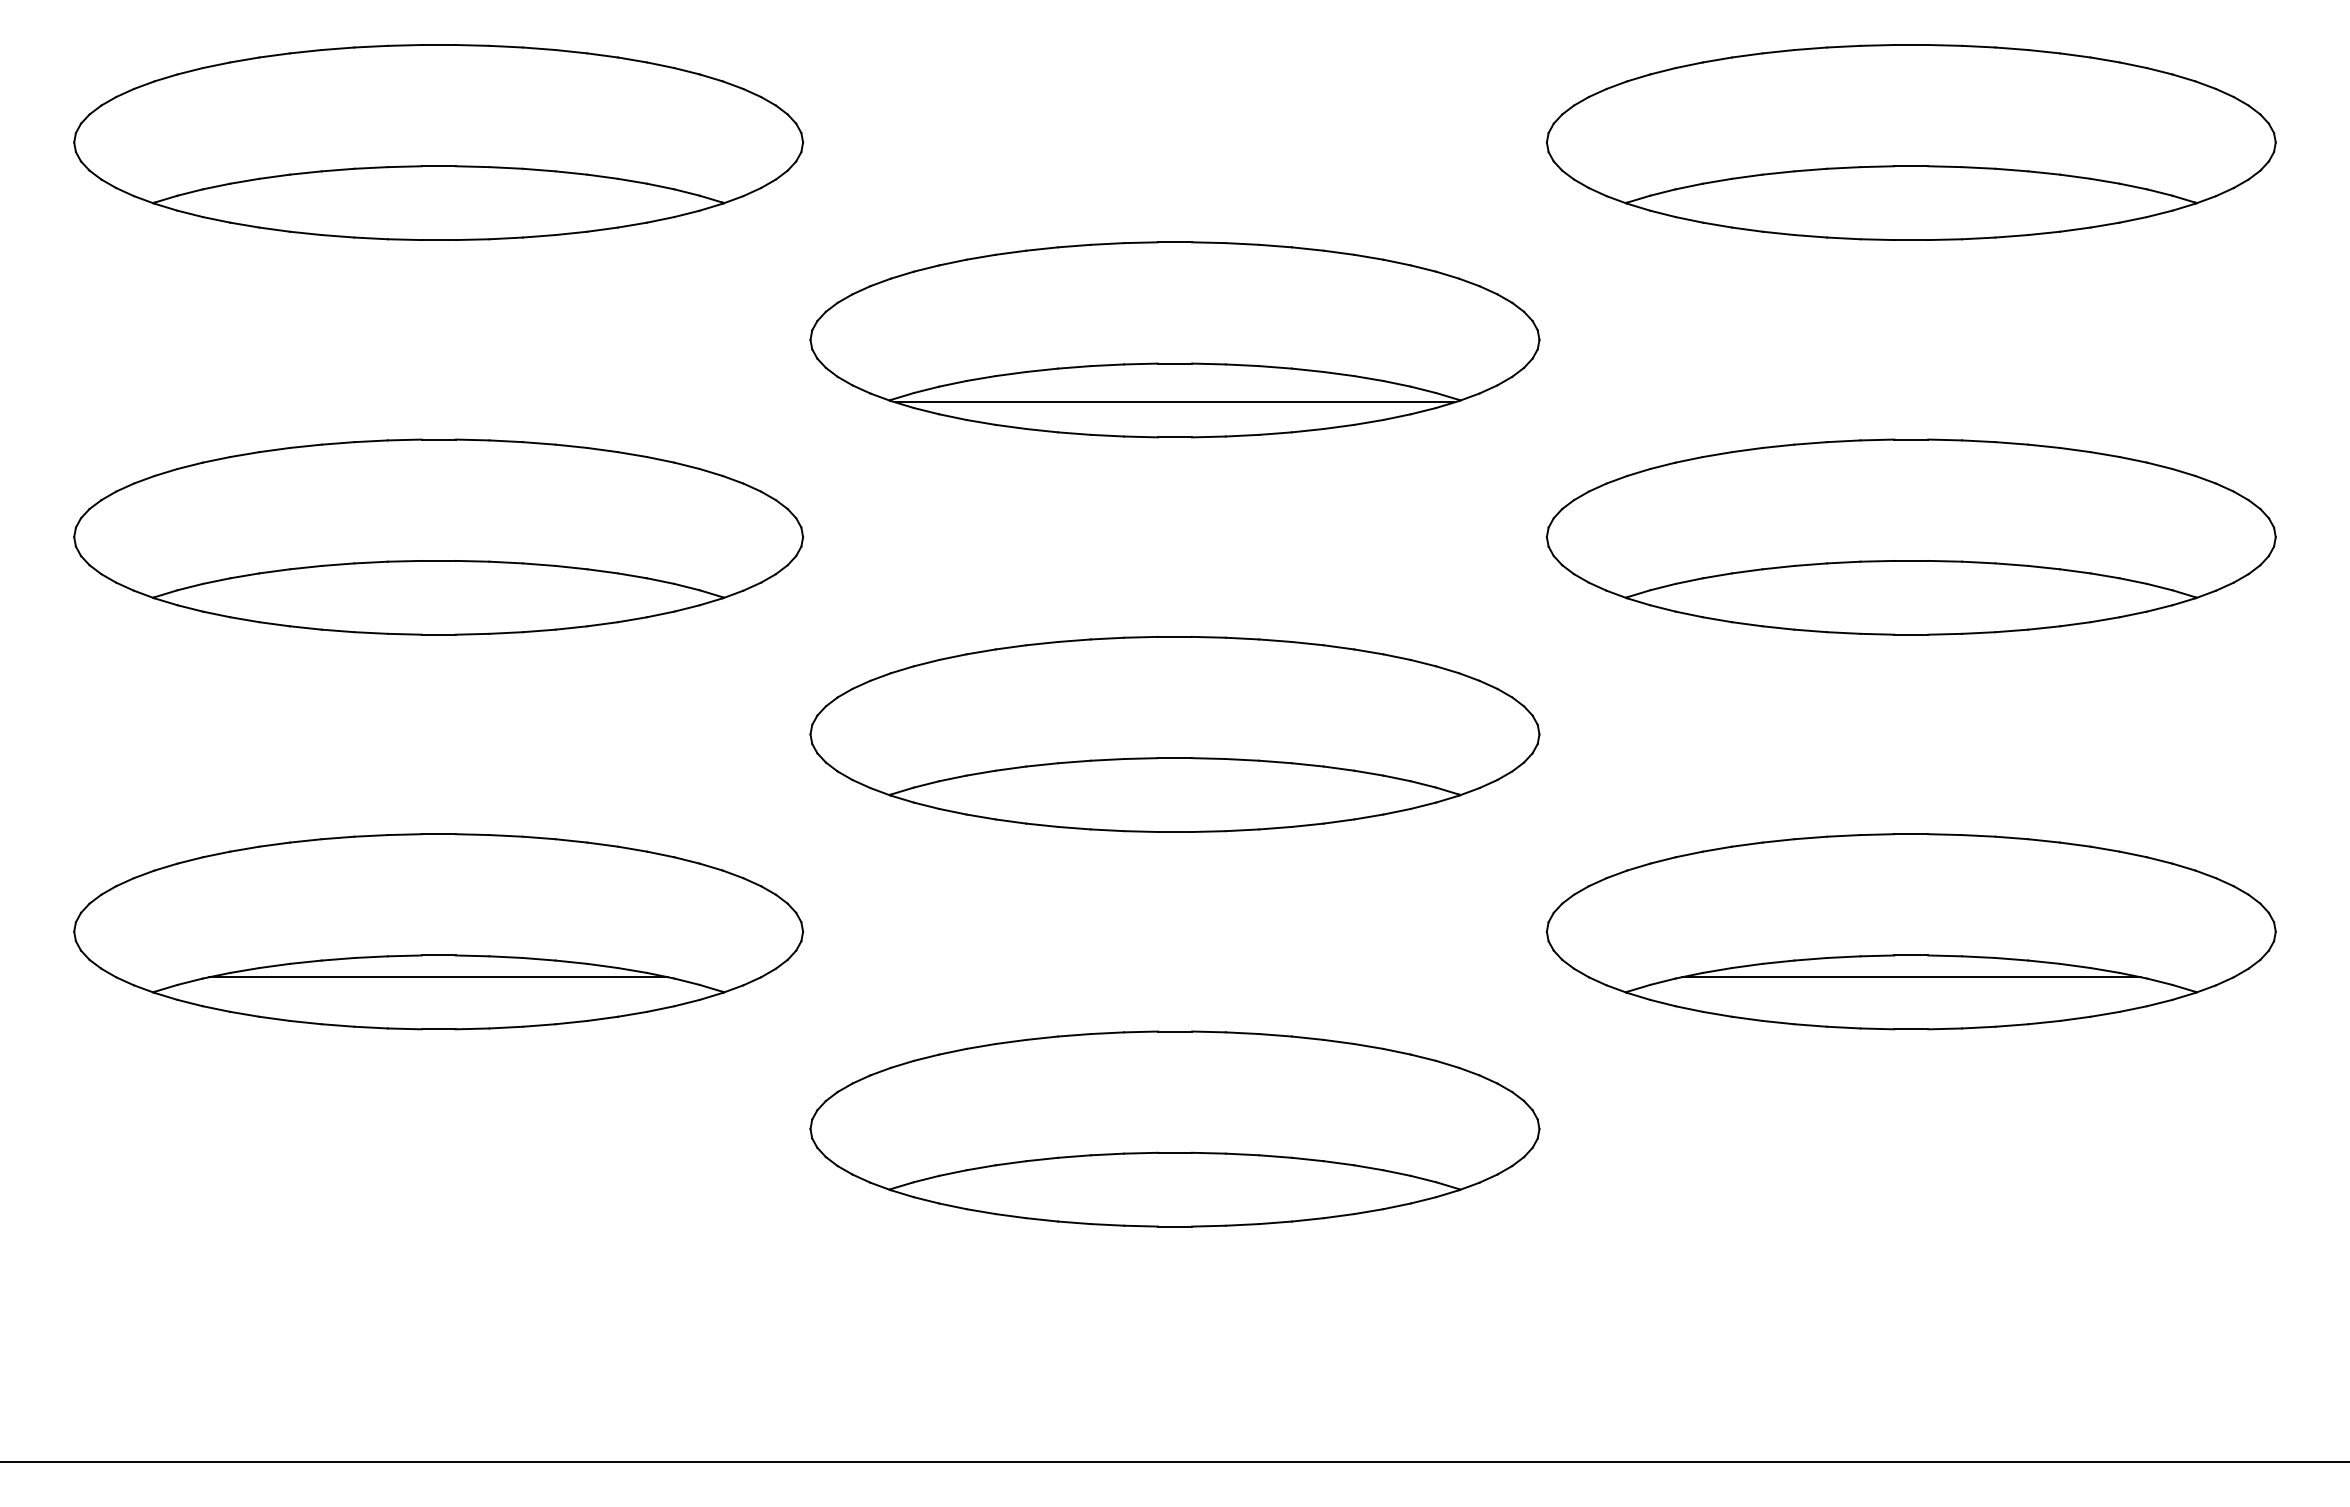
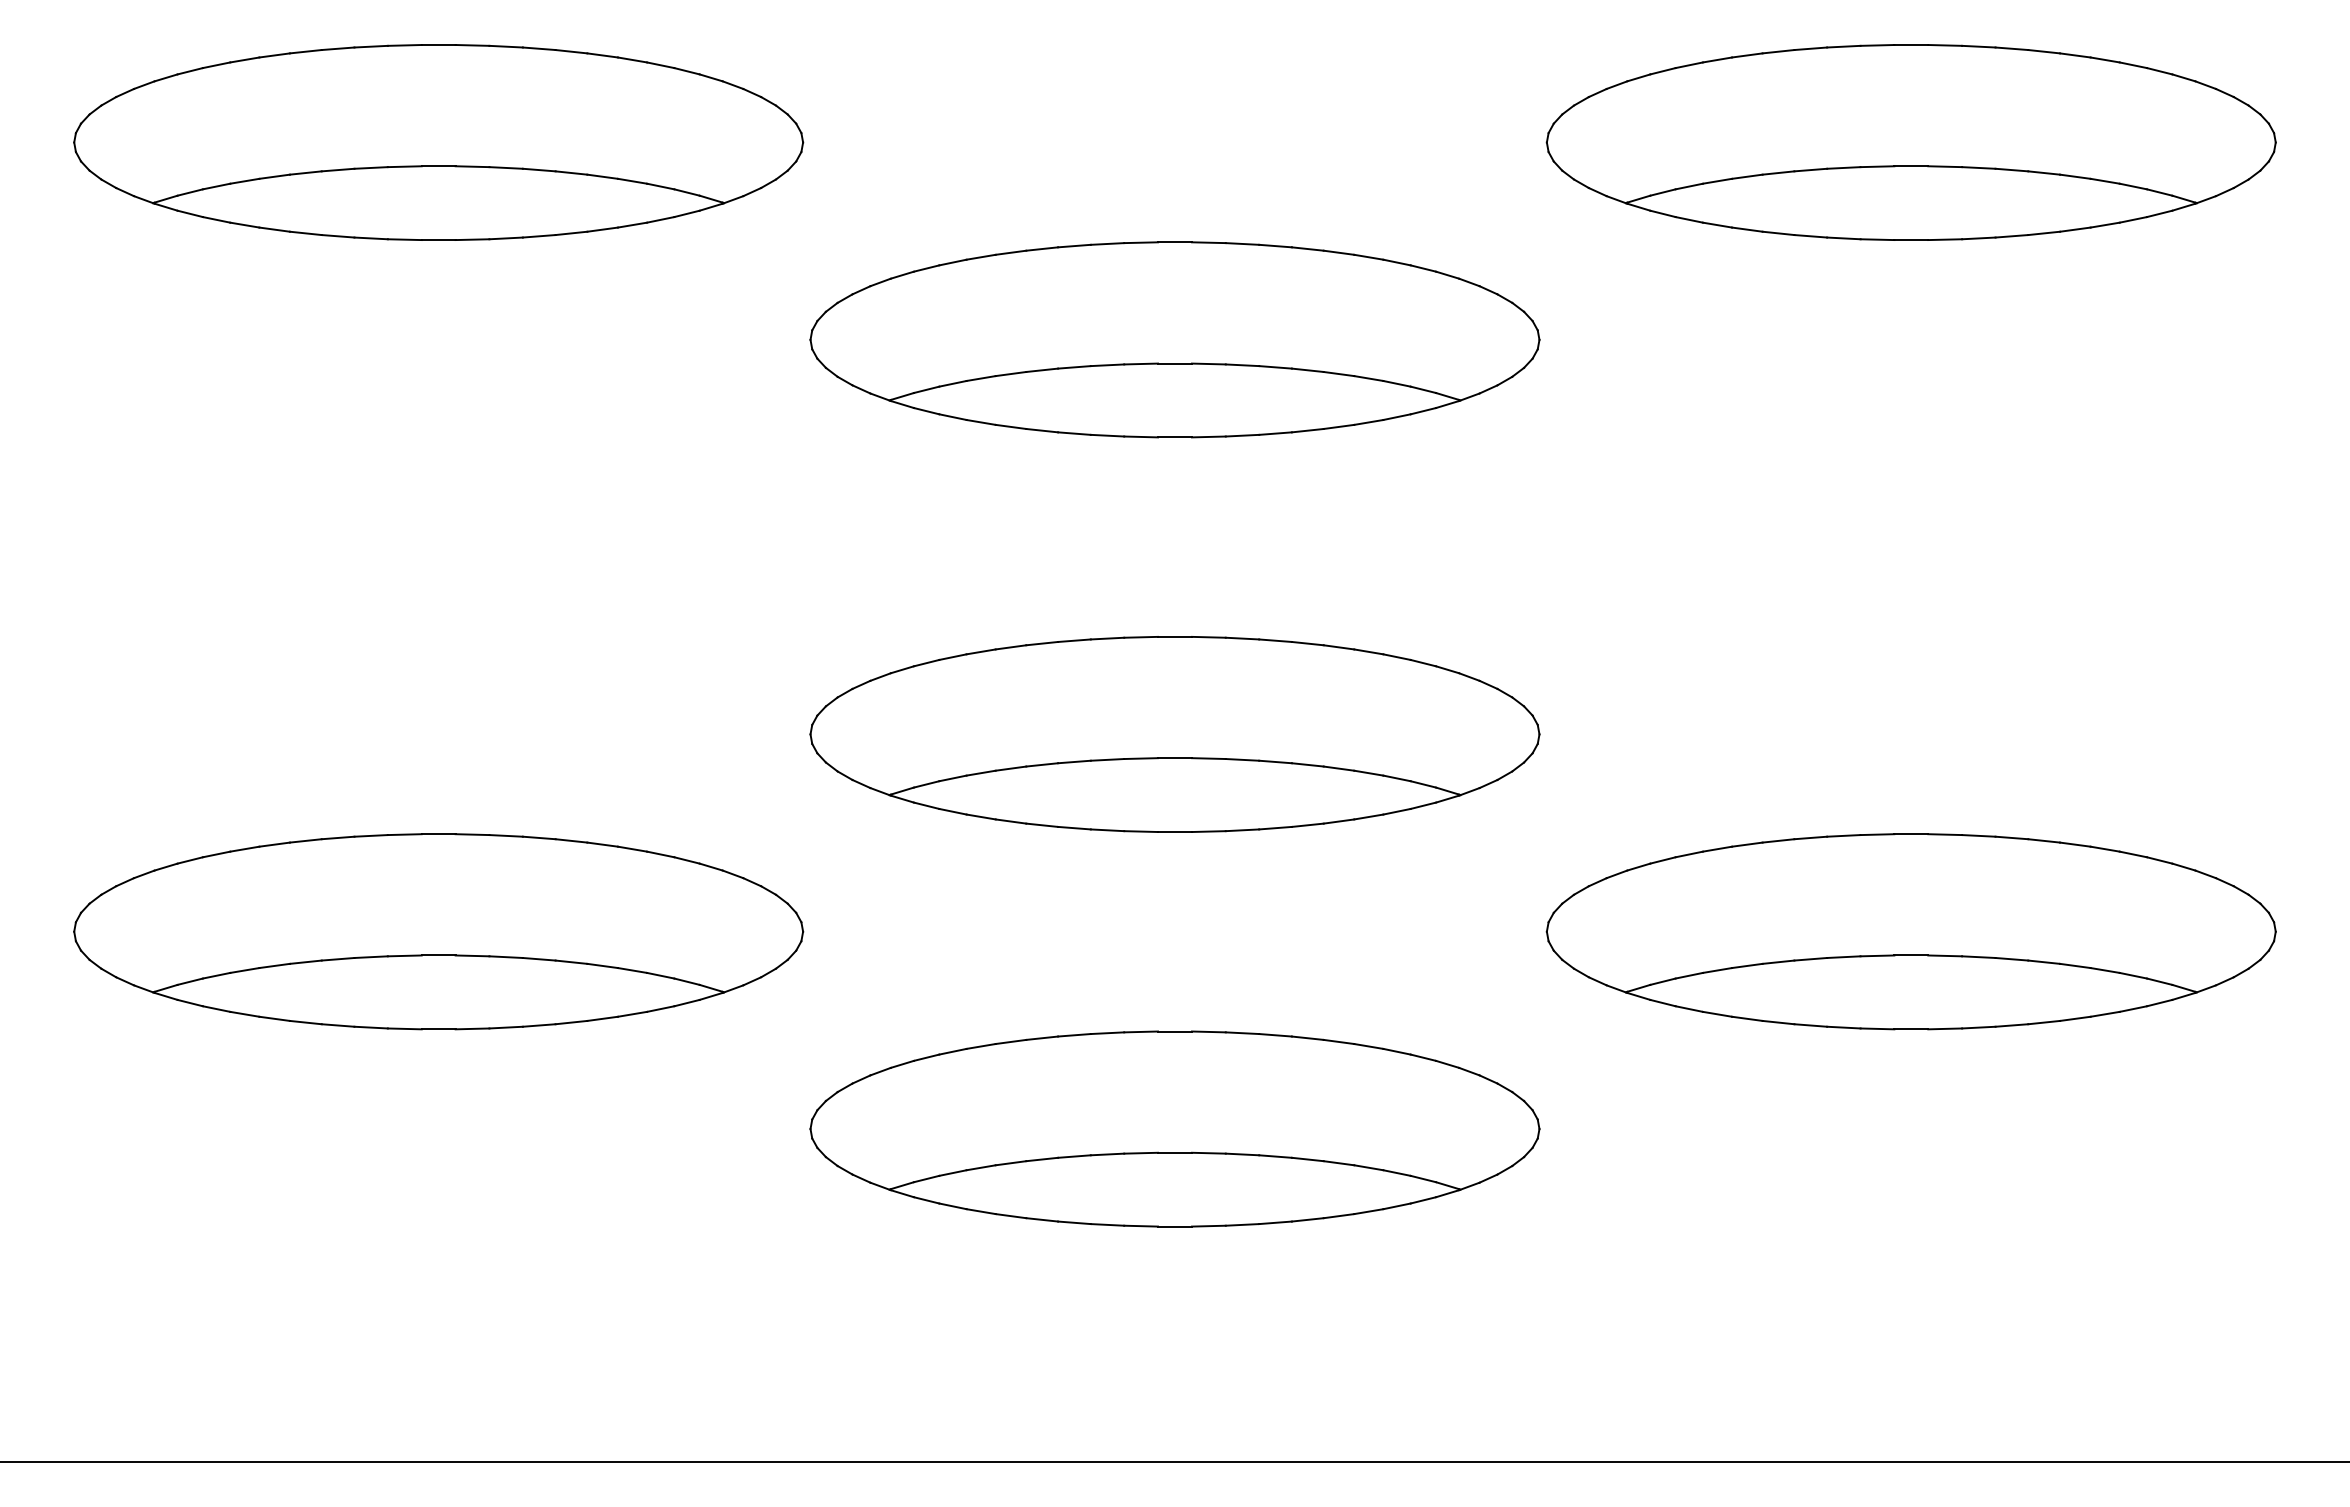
line: present -> none (1174, 402)
part: present -> none (438, 536)
part: present -> none (1910, 536)
line: present -> none (438, 977)
line: present -> none (1911, 977)
